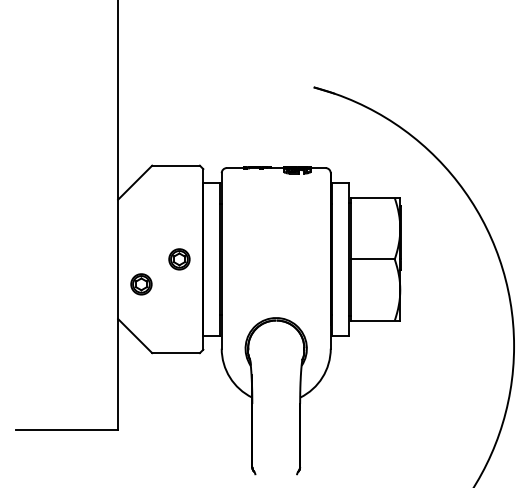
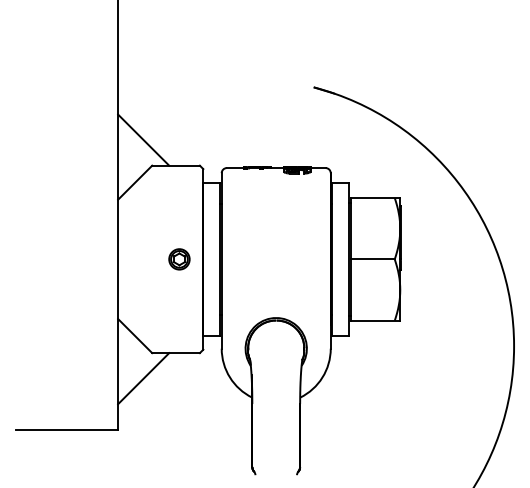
line: none -> present (143, 139)
part: present -> none (141, 284)
line: none -> present (143, 378)
